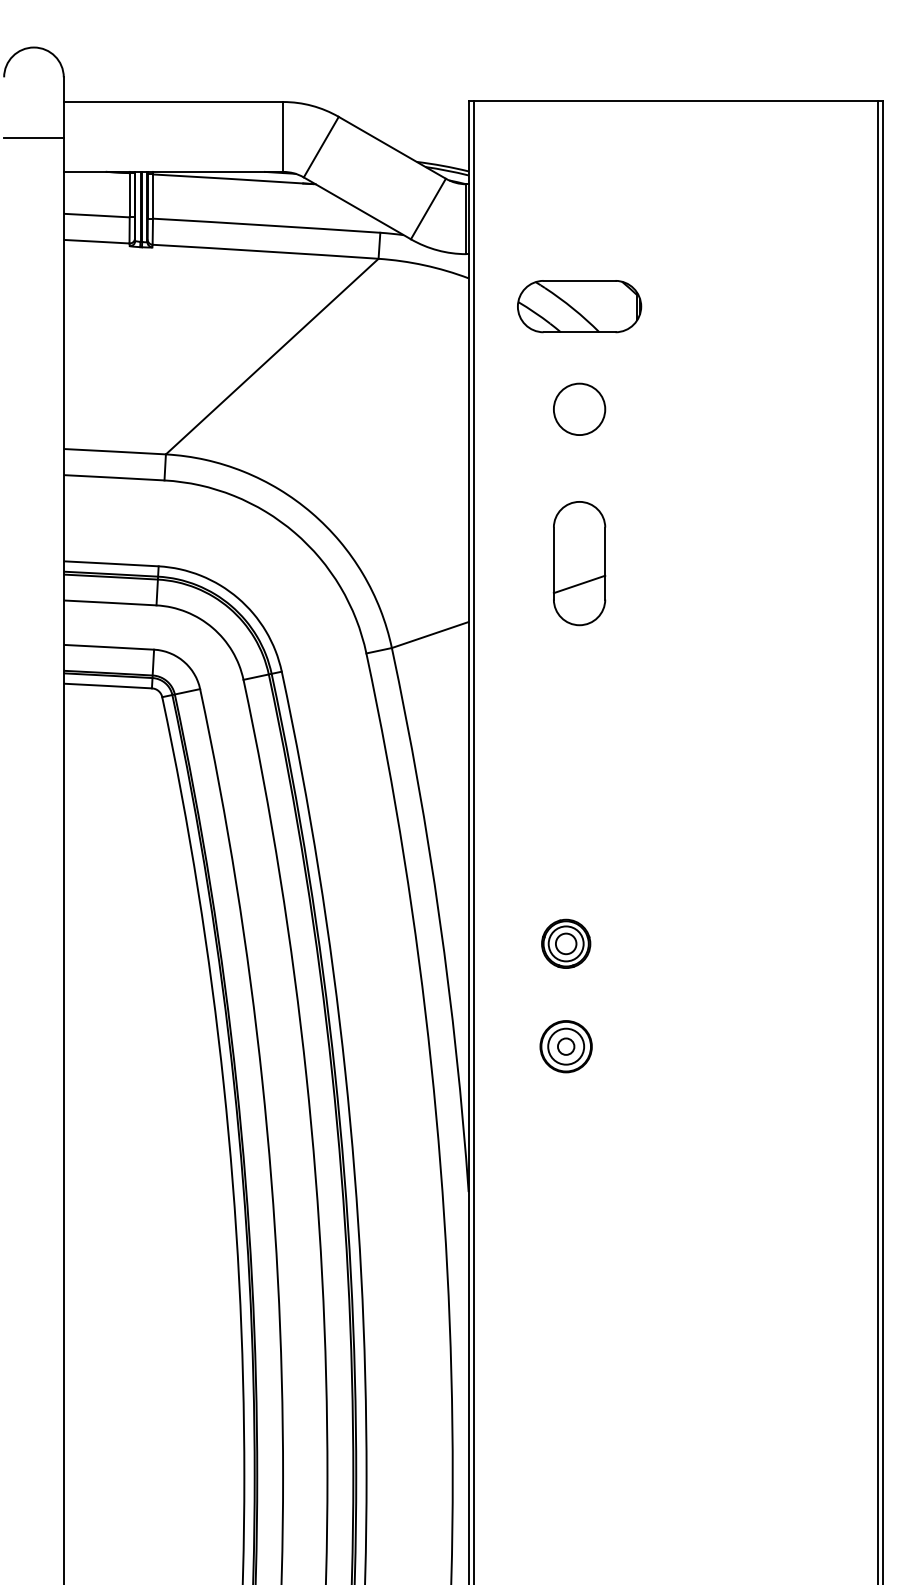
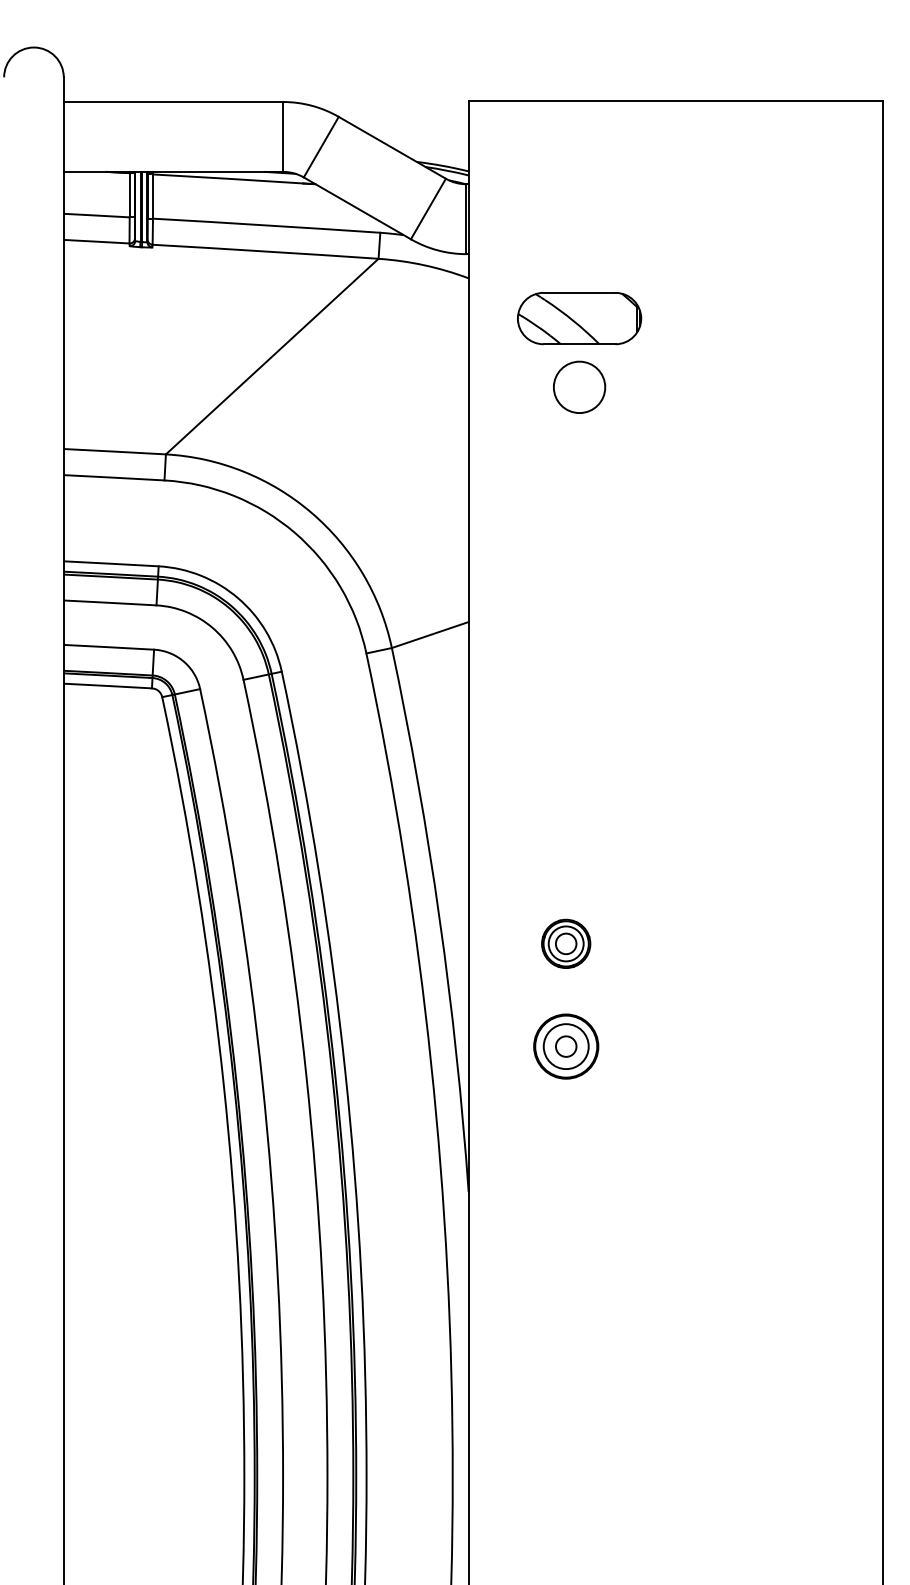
line: present -> none (33, 138)
part position: (579, 306) -> (579, 318) (579, 318)
circle position: (579, 408) -> (579, 386) (579, 386)
part: present -> none (579, 563)
line: present -> none (473, 840)
line: present -> none (877, 840)
part size: 54x54 px -> 67x67 px (566, 1046)
